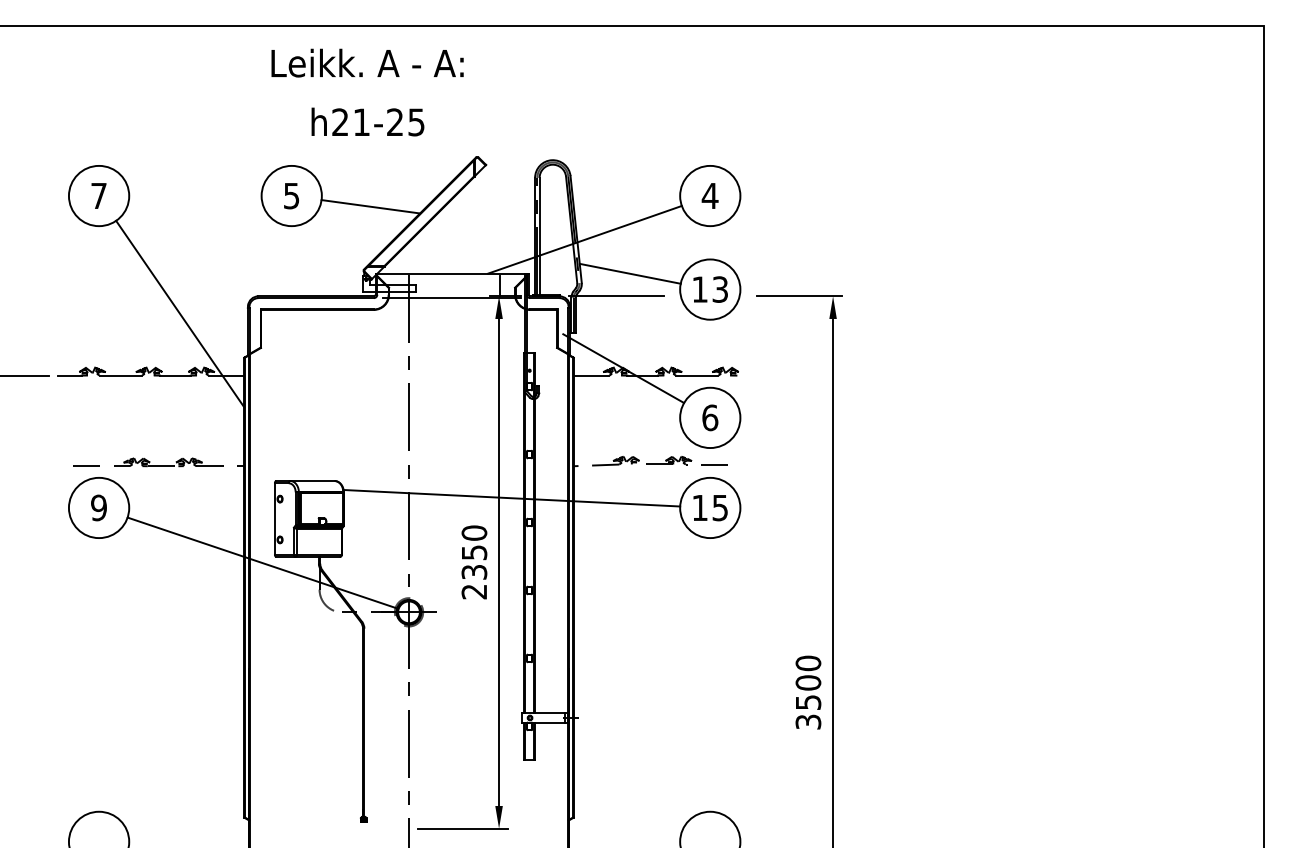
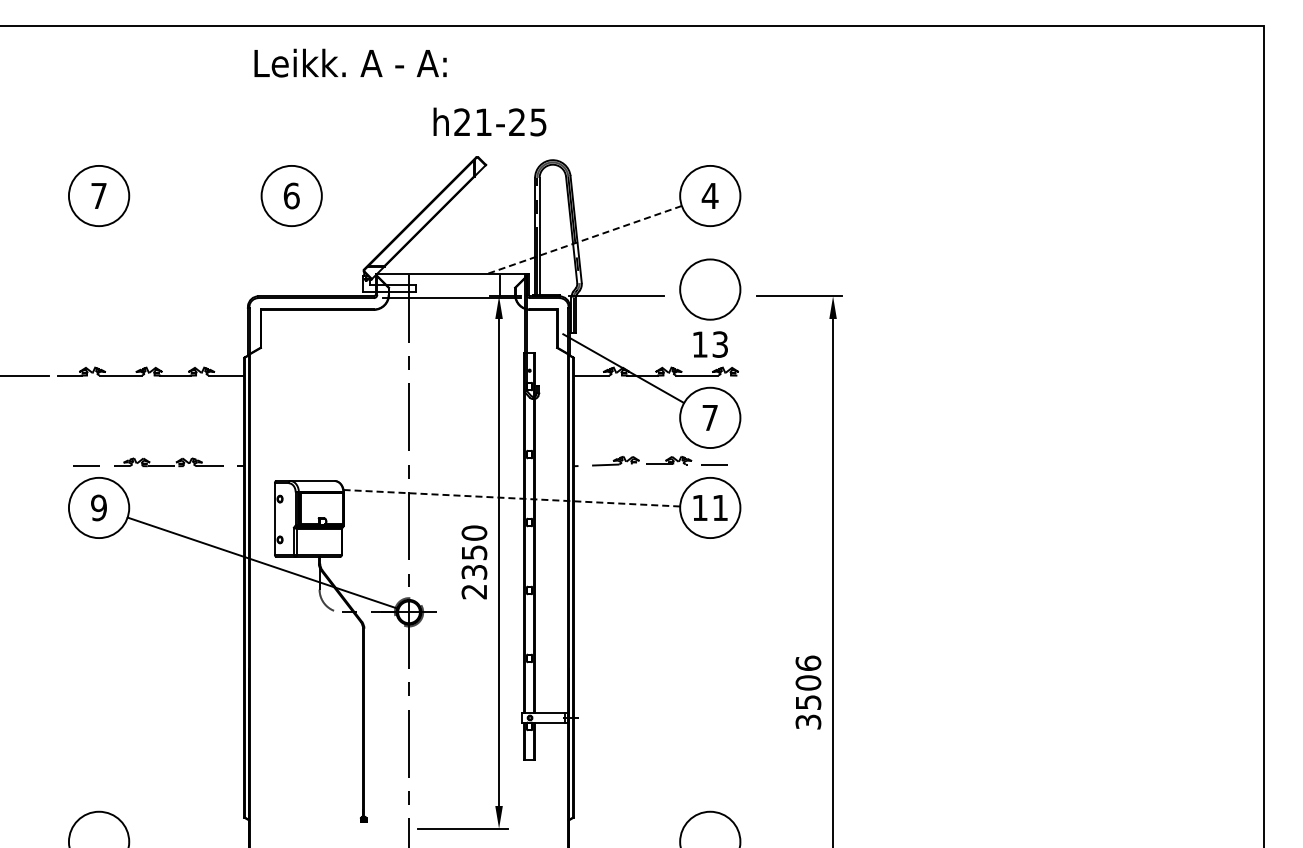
text position: (367, 62) -> (350, 62) (350, 62)
text position: (367, 121) -> (489, 121) (489, 121)
text: 5 -> 6 (291, 195)
line: present -> none (370, 206)
line: solid -> dashed (584, 239)
line: present -> none (629, 273)
text position: (710, 289) -> (710, 344) (710, 344)
line: present -> none (180, 313)
text: 6 -> 7 (710, 417)
line: solid -> dashed (511, 498)
text: 15 -> 11 (719, 508)
text: 3500 -> 3506 (808, 663)
